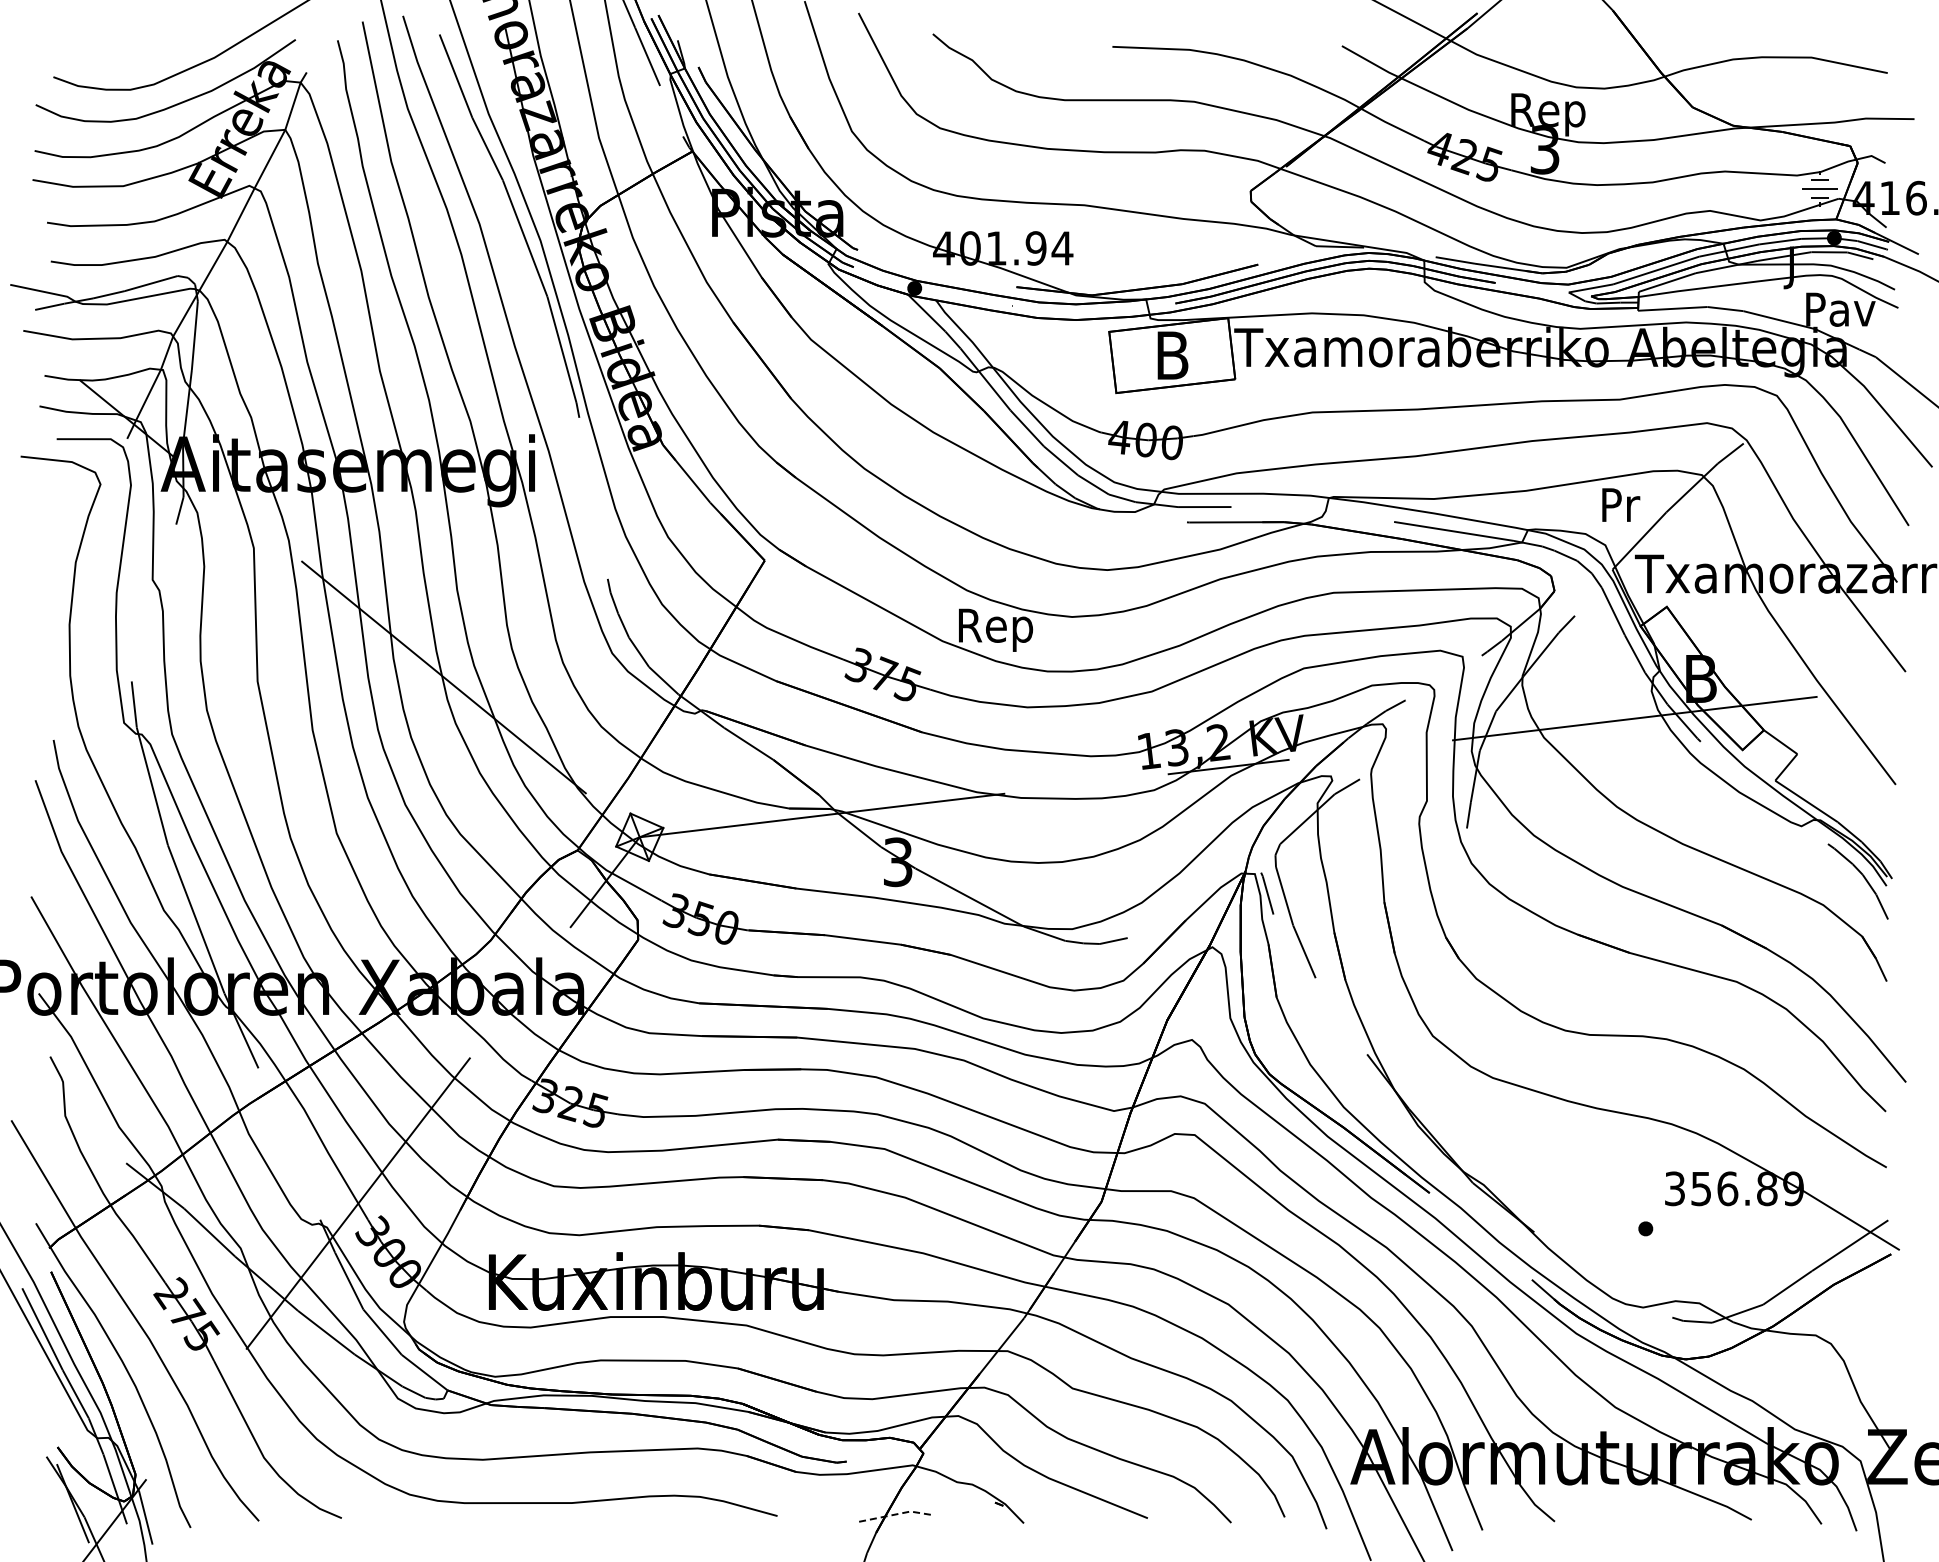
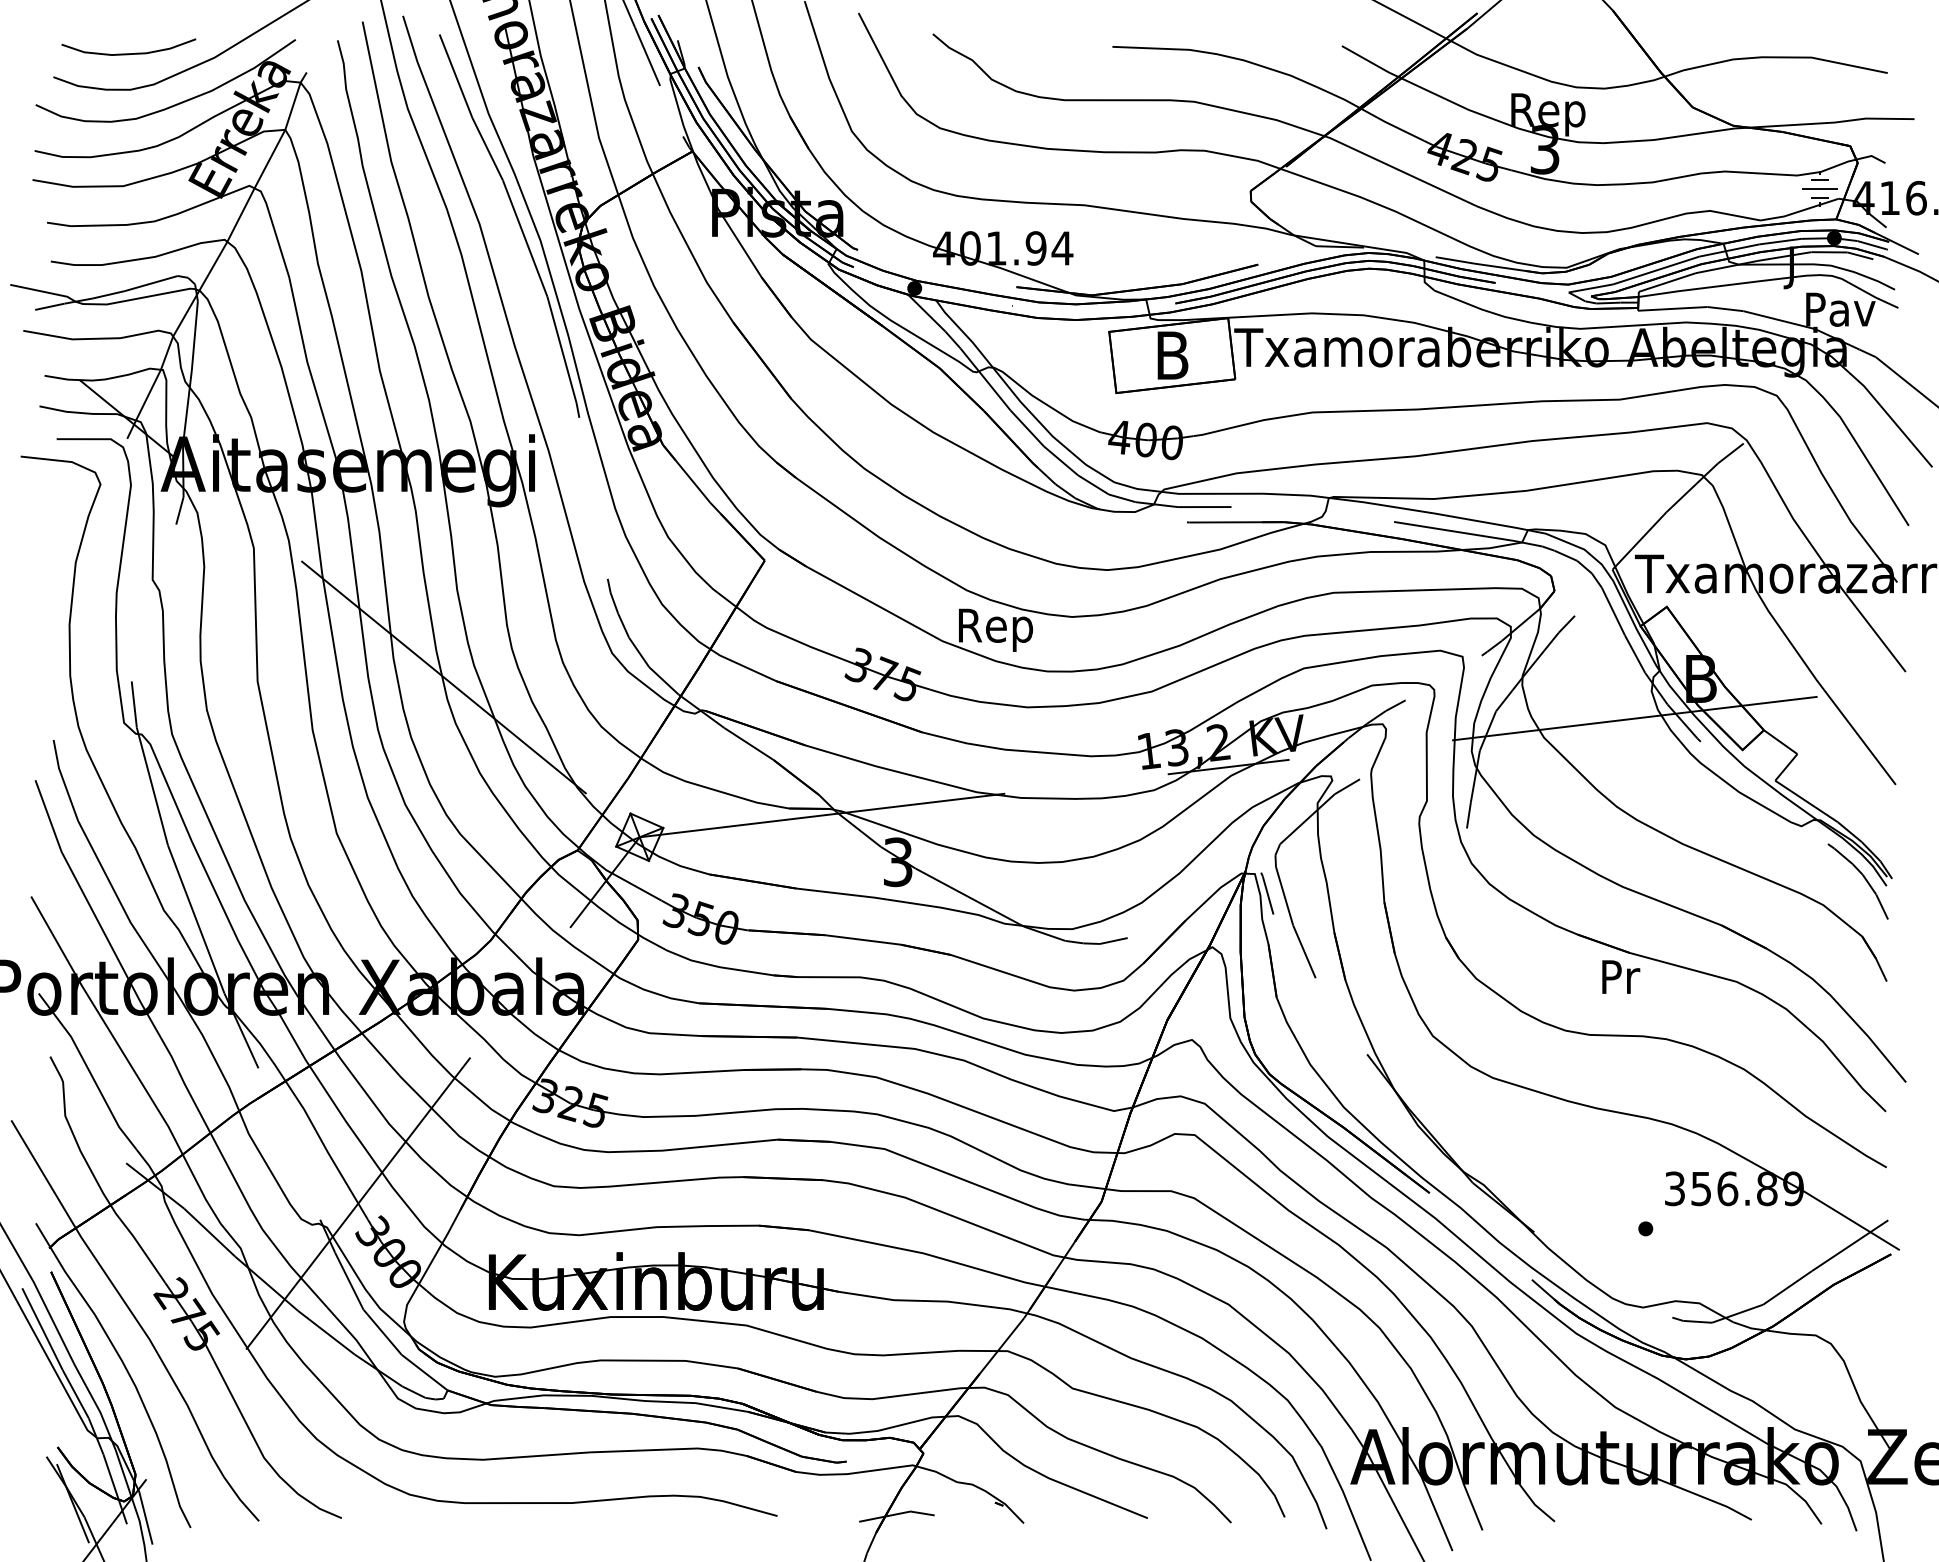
curve: none -> present (128, 53)
text position: (1621, 504) -> (1621, 976) (1621, 976)
line: dashed -> solid (897, 1514)
